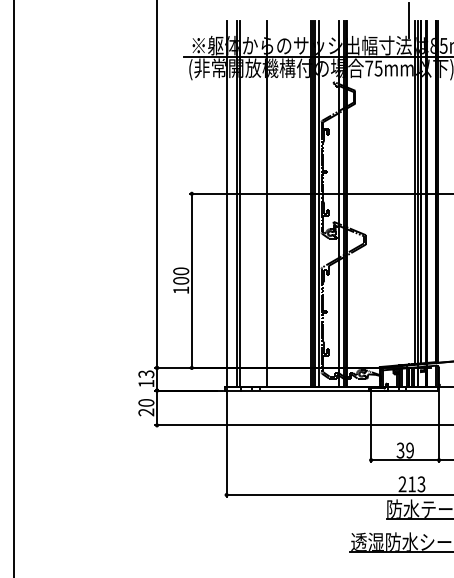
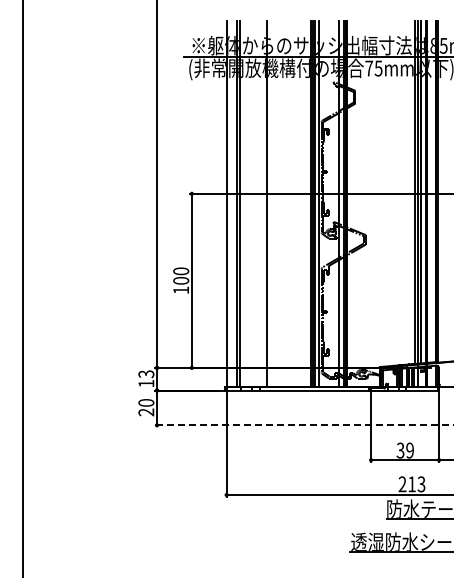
line: present -> none (409, 20)
line position: (13, 288) -> (22, 288) (22, 288)
line: solid -> dashed (304, 425)
